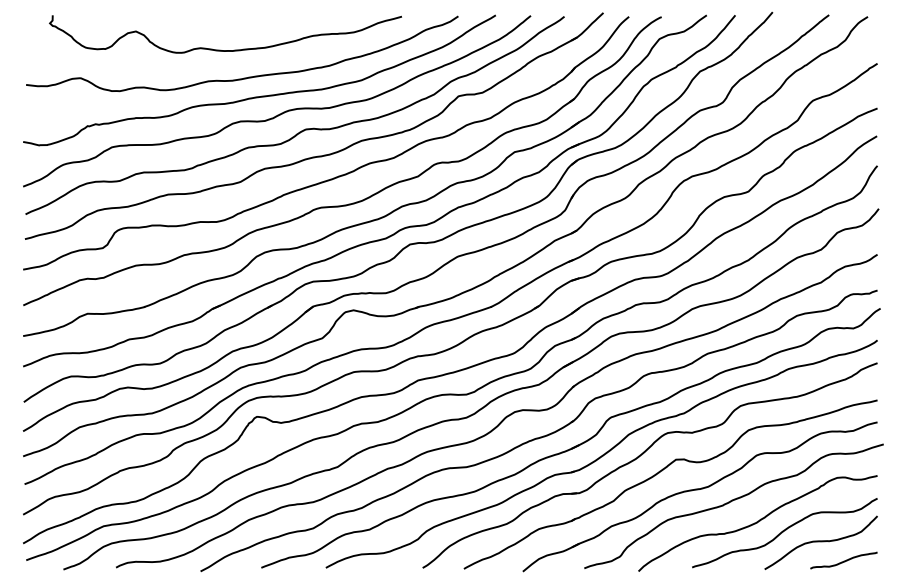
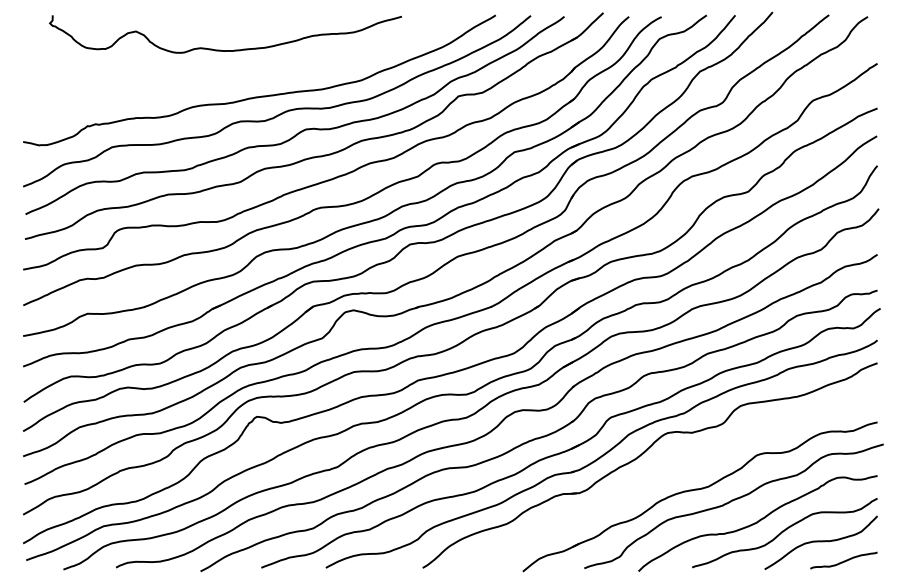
curve: present -> none (248, 76)
part: present -> none (662, 471)
